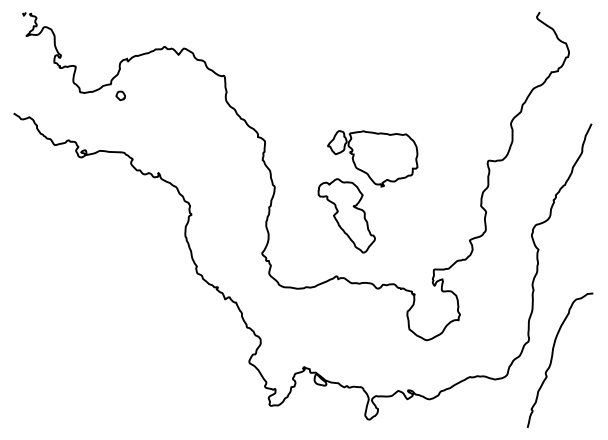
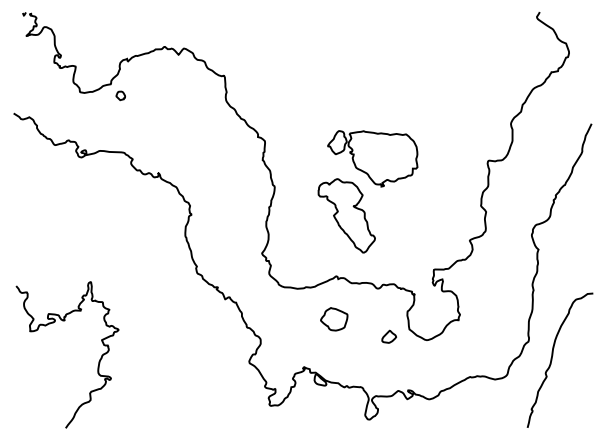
part: none -> present (334, 319)
part: none -> present (389, 336)
curve: none -> present (98, 361)
